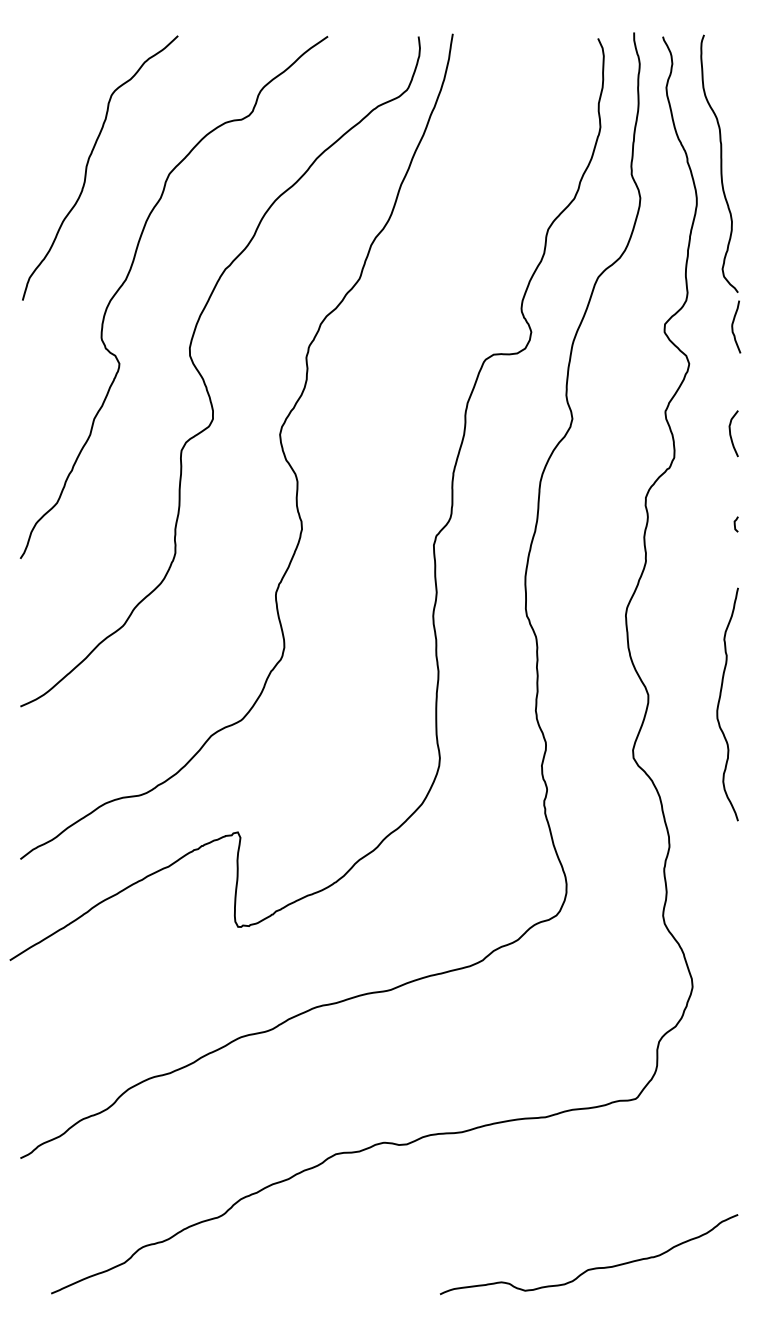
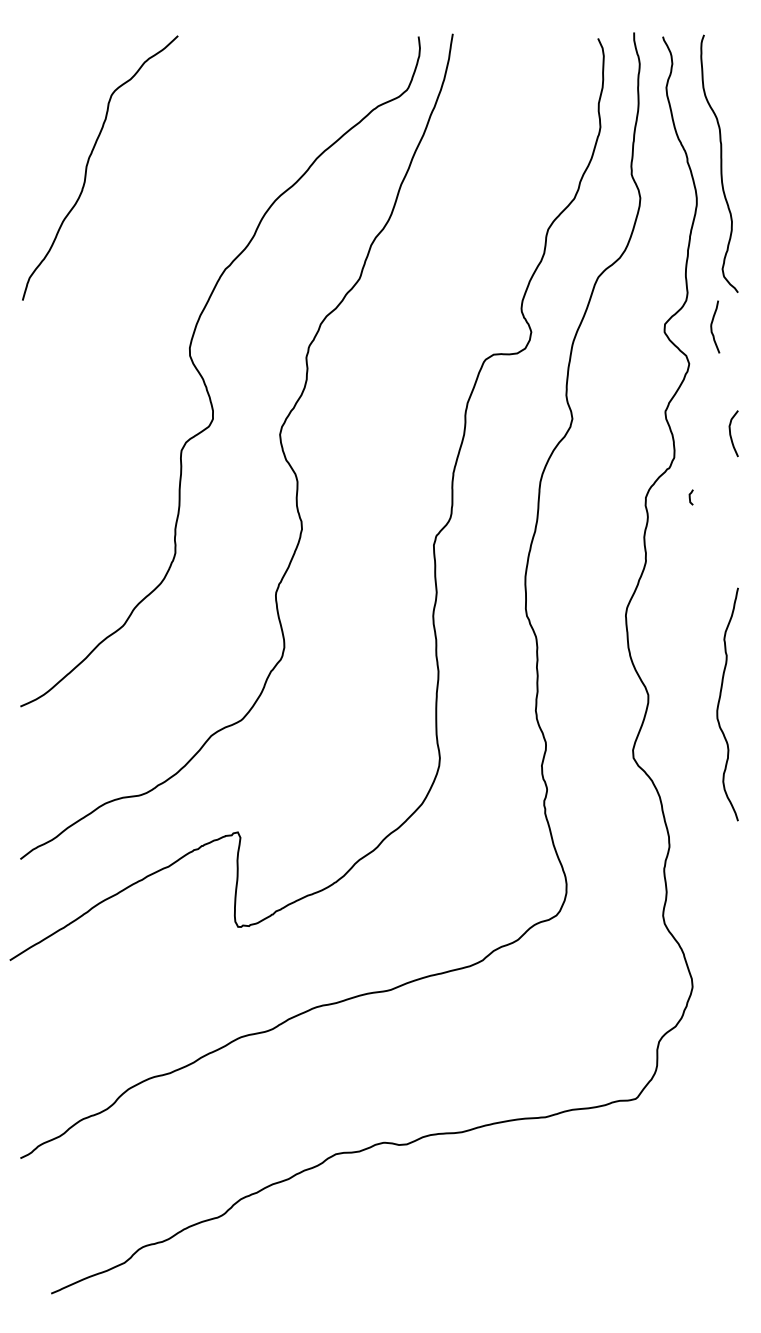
curve: present -> none (129, 274)
curve position: (733, 326) -> (712, 326) (712, 326)
curve position: (735, 524) -> (690, 497) (690, 497)
curve: present -> none (589, 1268)
